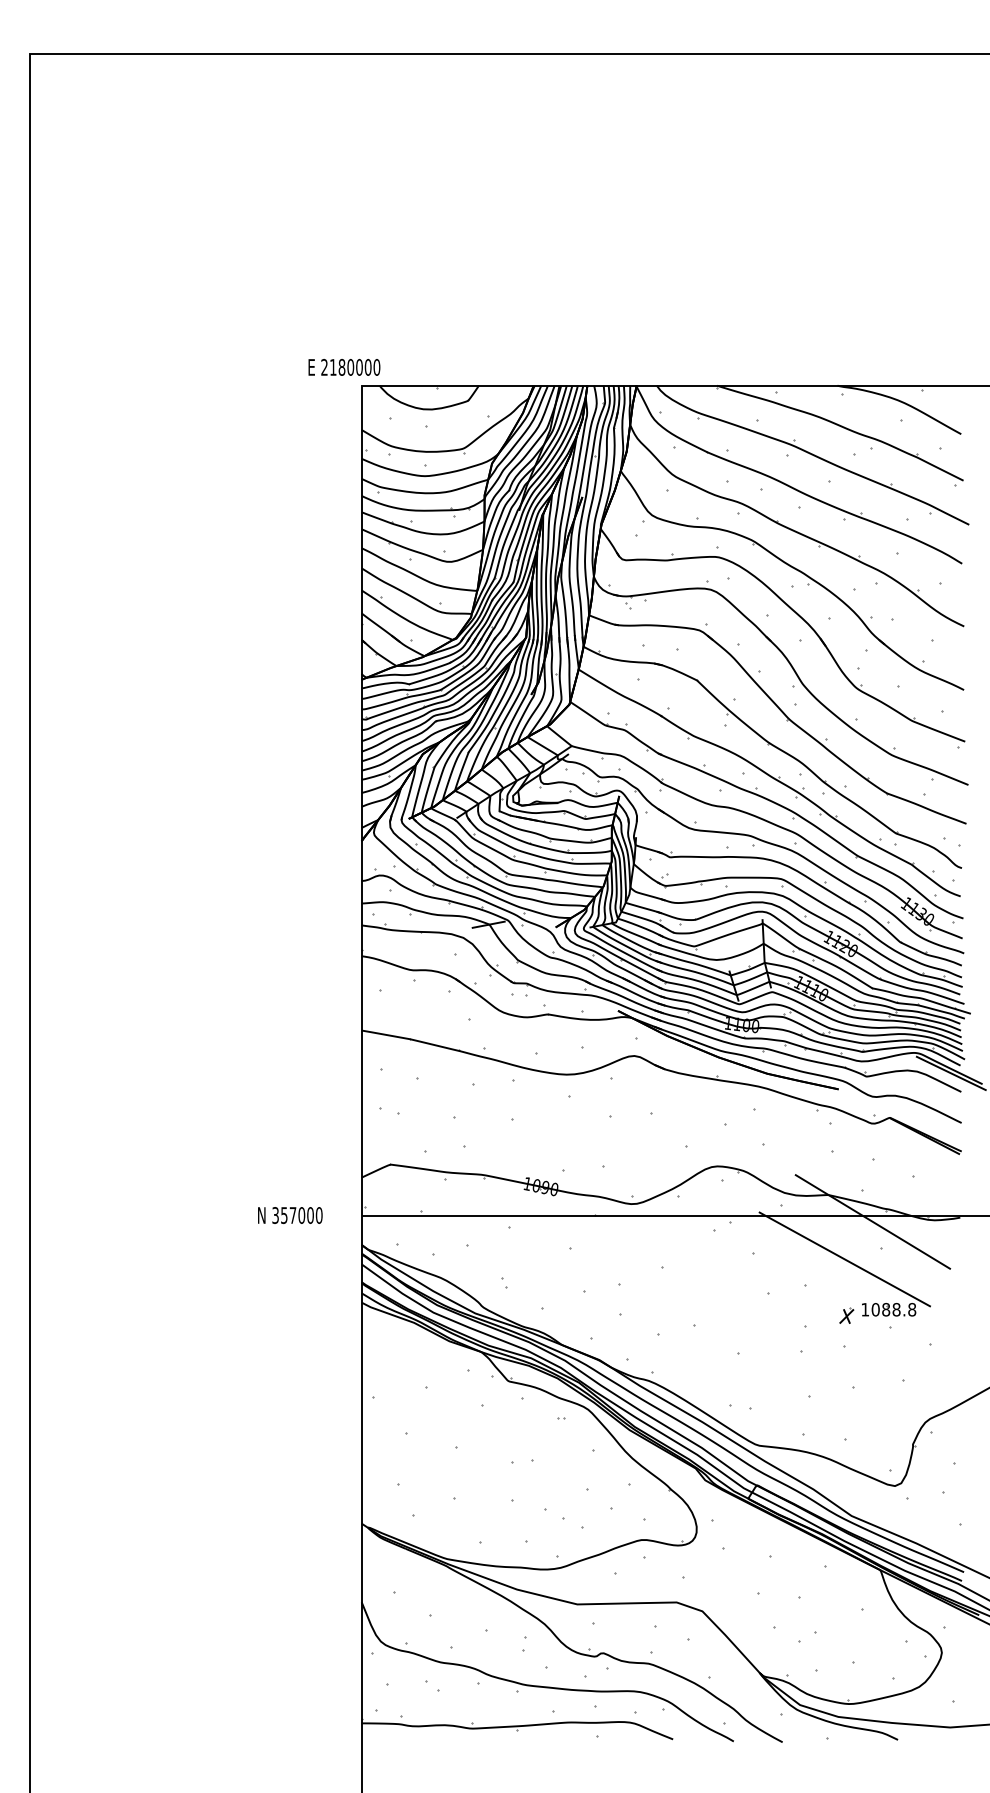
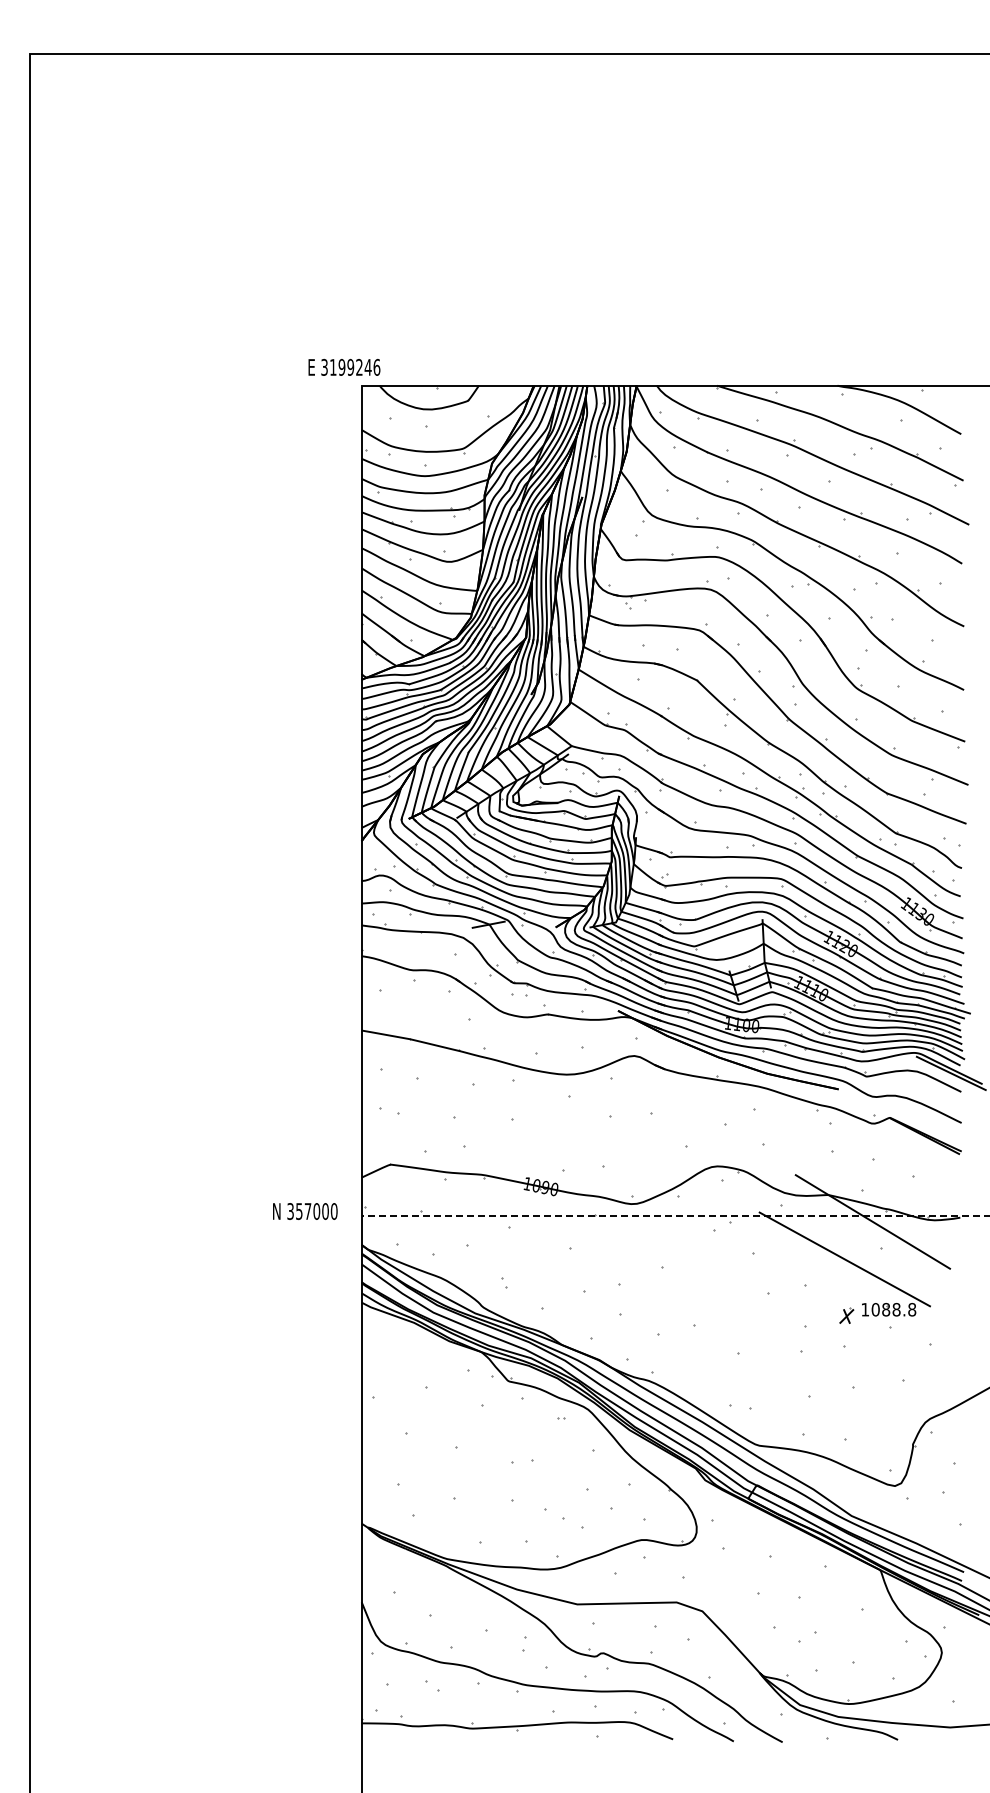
text: 2180000 -> 3199246 (350, 367)
text position: (290, 1215) -> (305, 1211) (305, 1211)
line: solid -> dashed (675, 1215)
